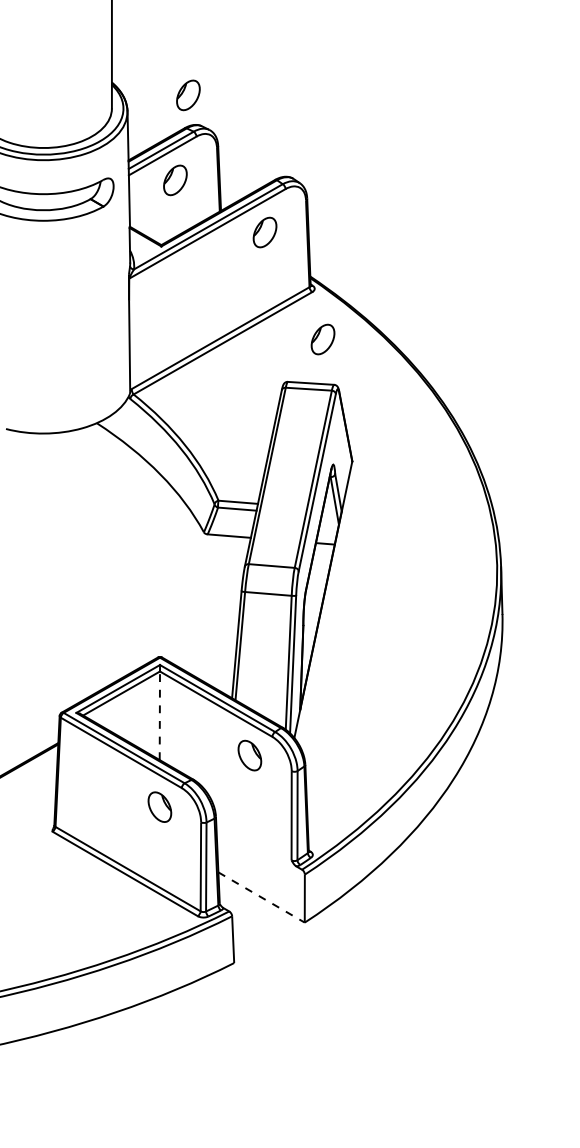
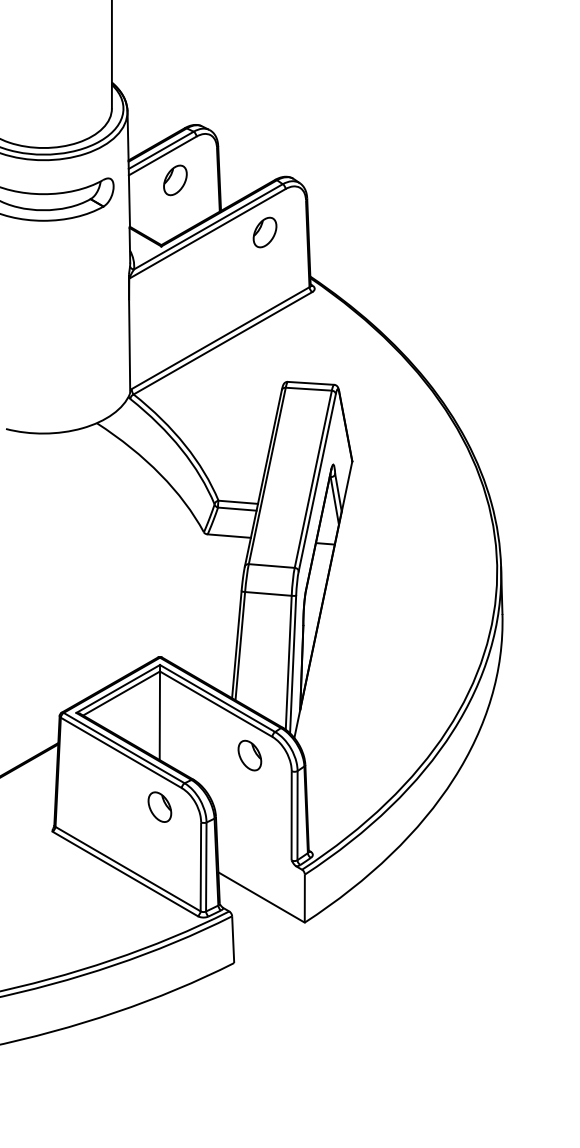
part: present -> none (188, 95)
part: present -> none (322, 339)
line: dashed -> solid (159, 715)
line: dashed -> solid (261, 897)
